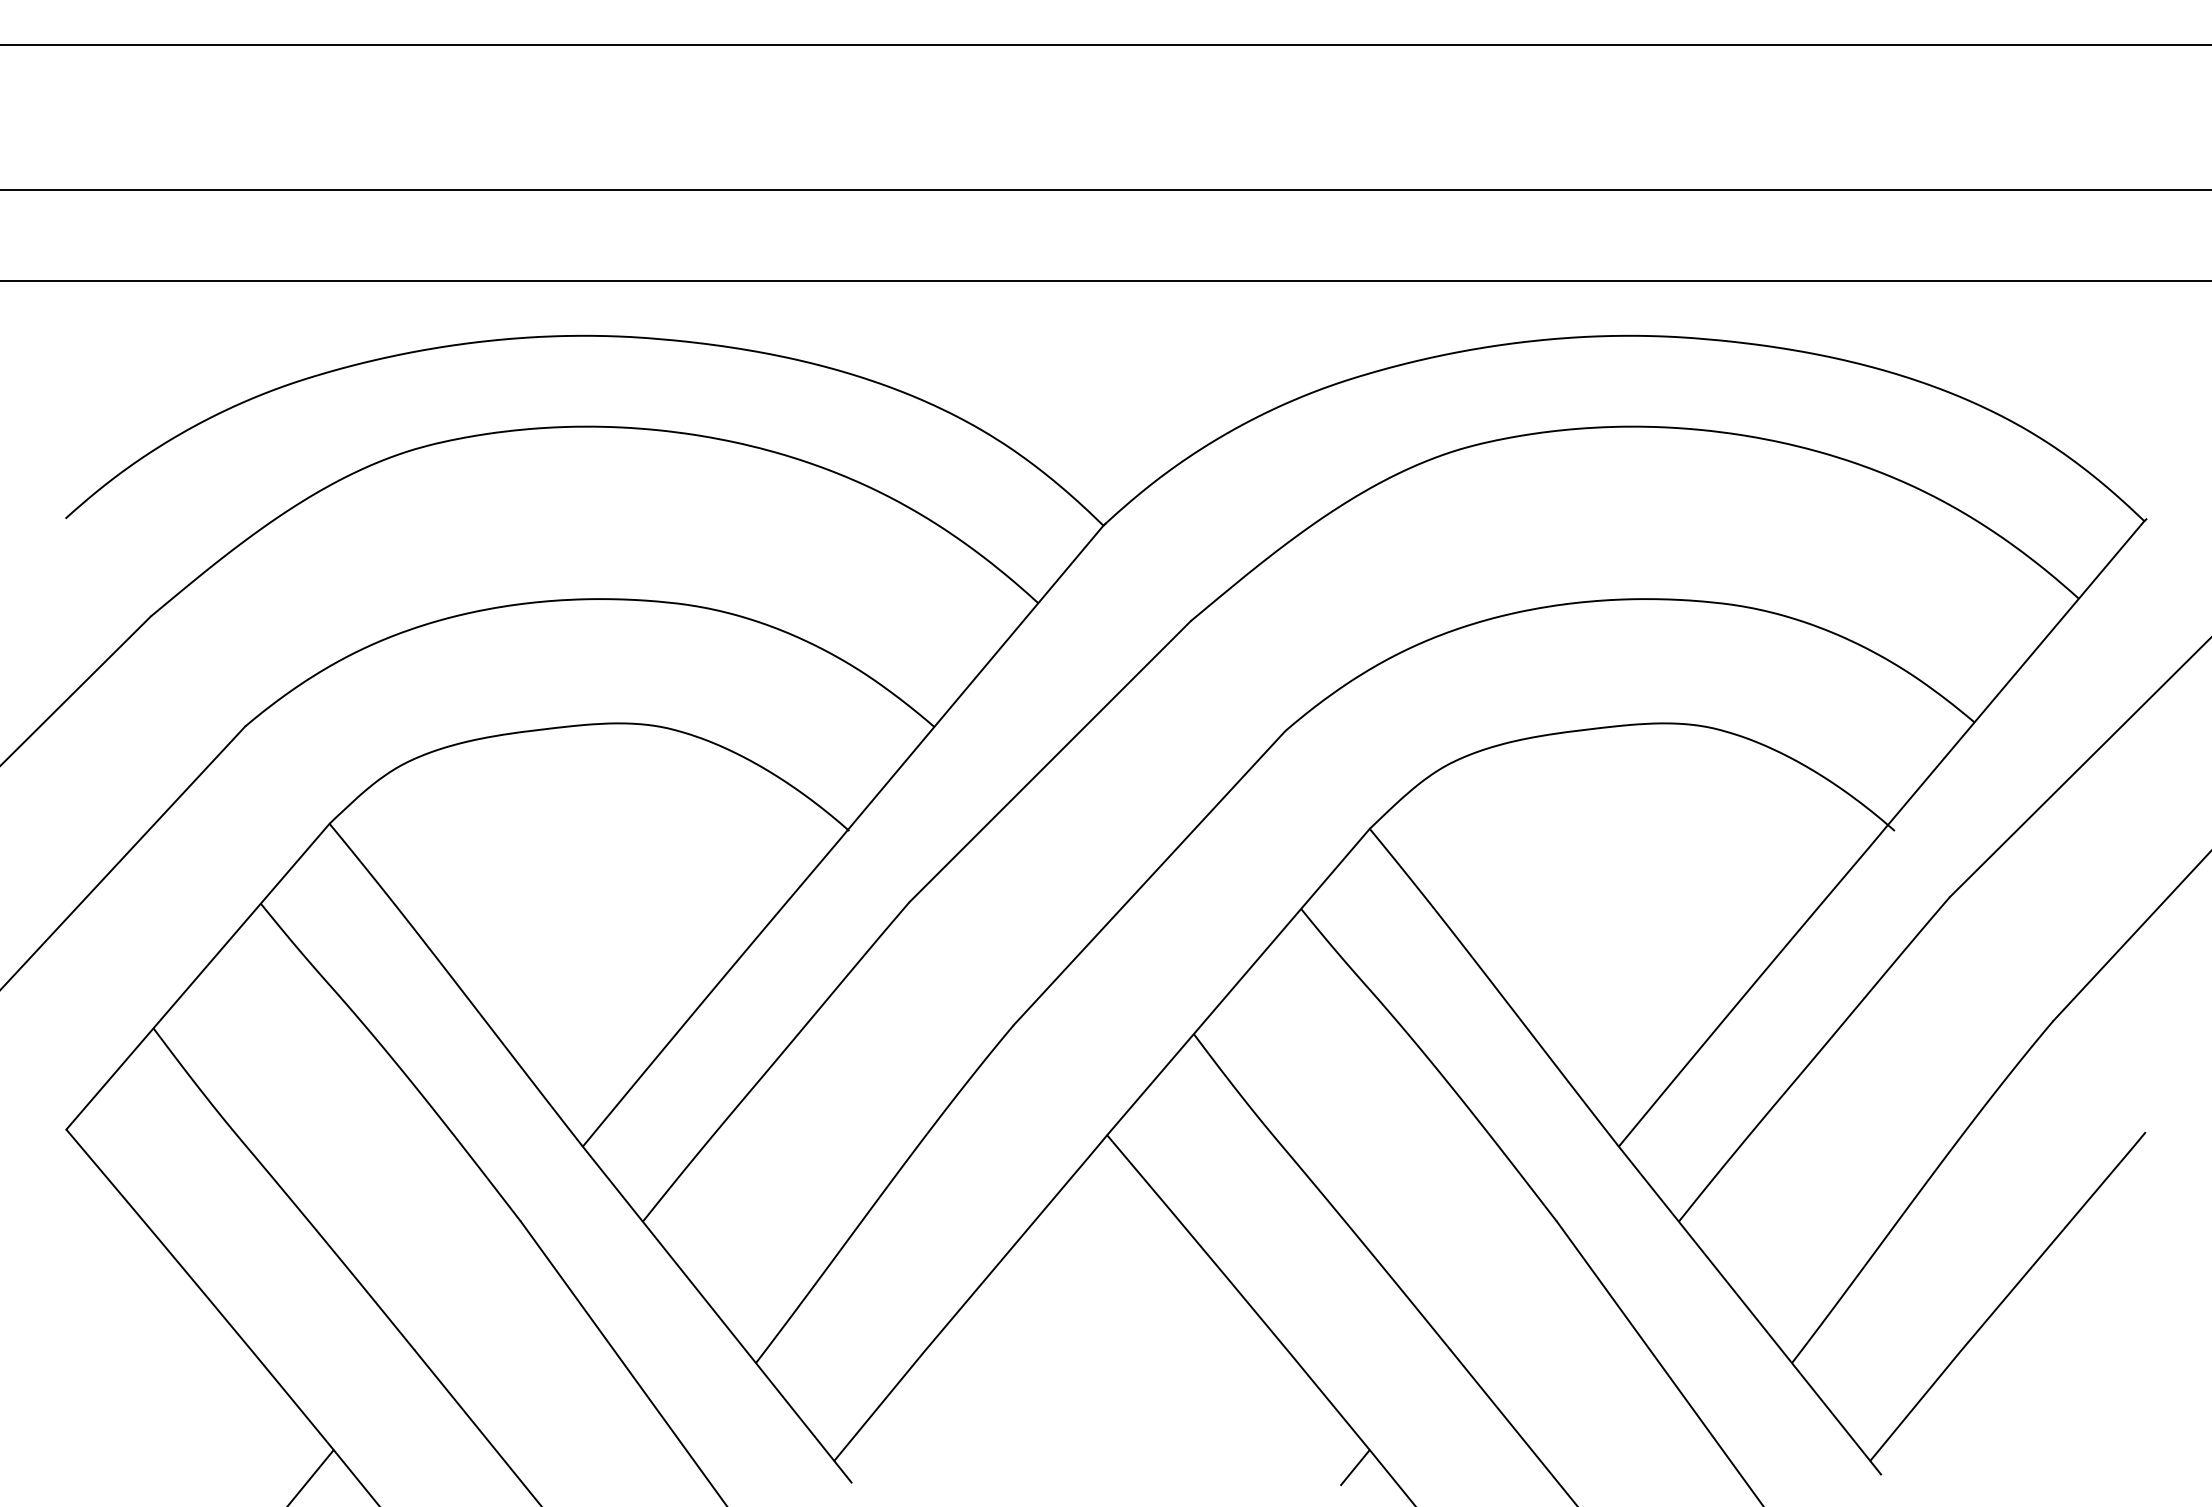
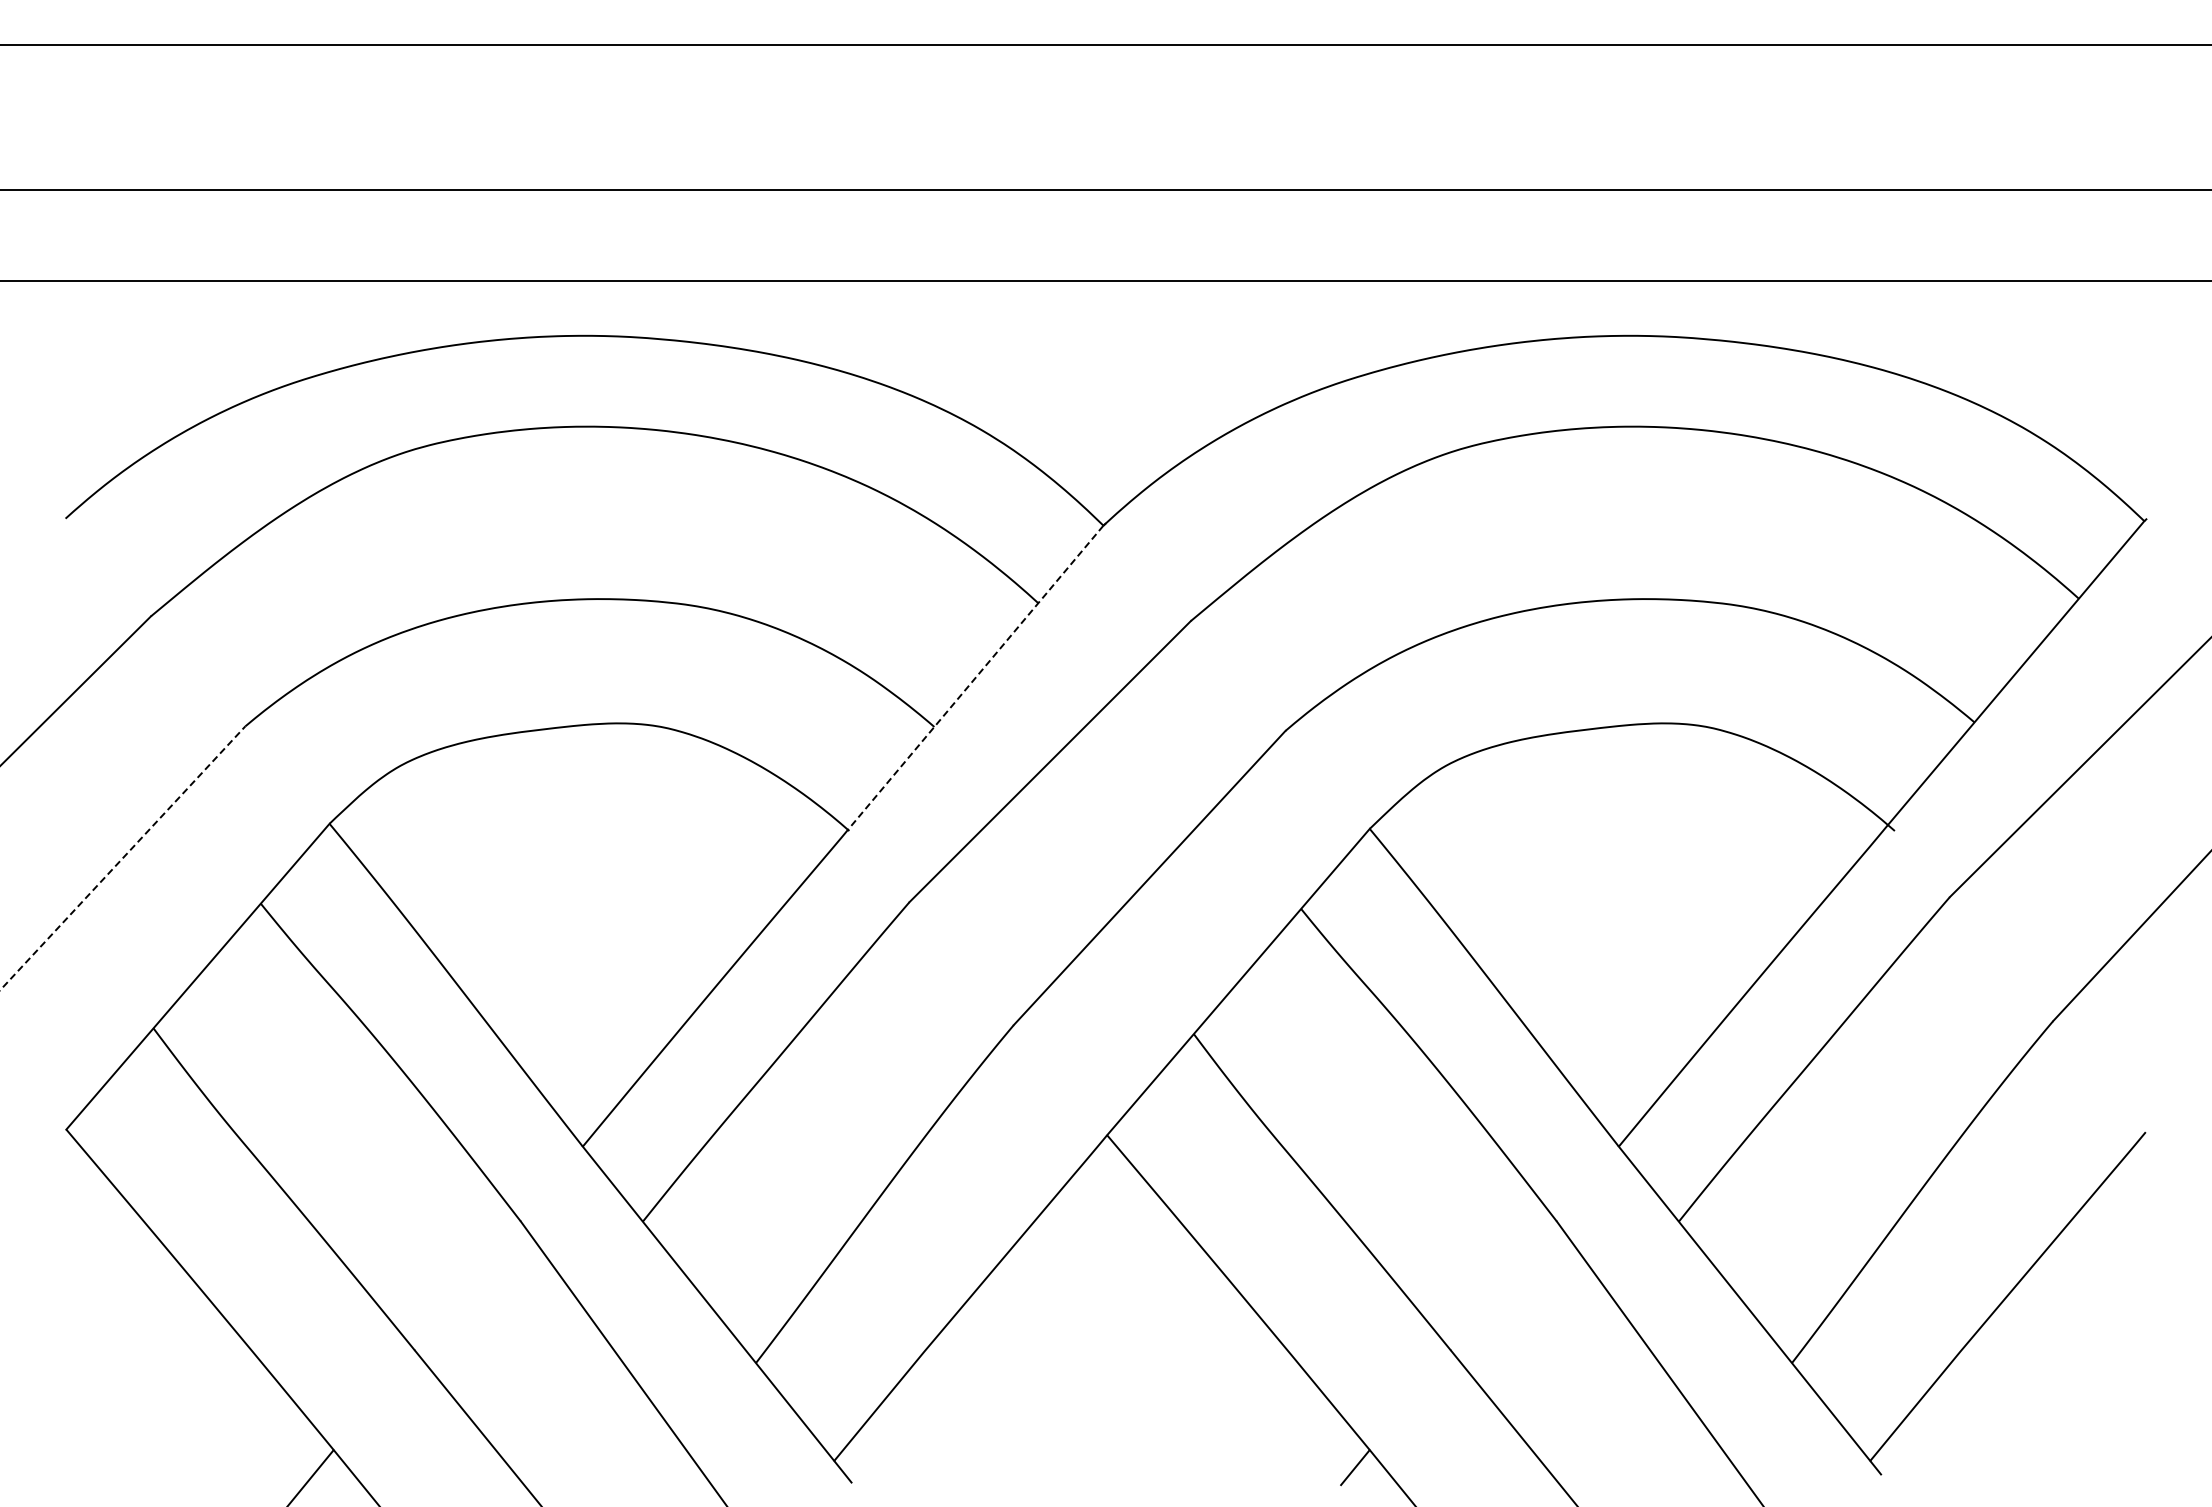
line: solid -> dashed (975, 677)
line: solid -> dashed (123, 857)
